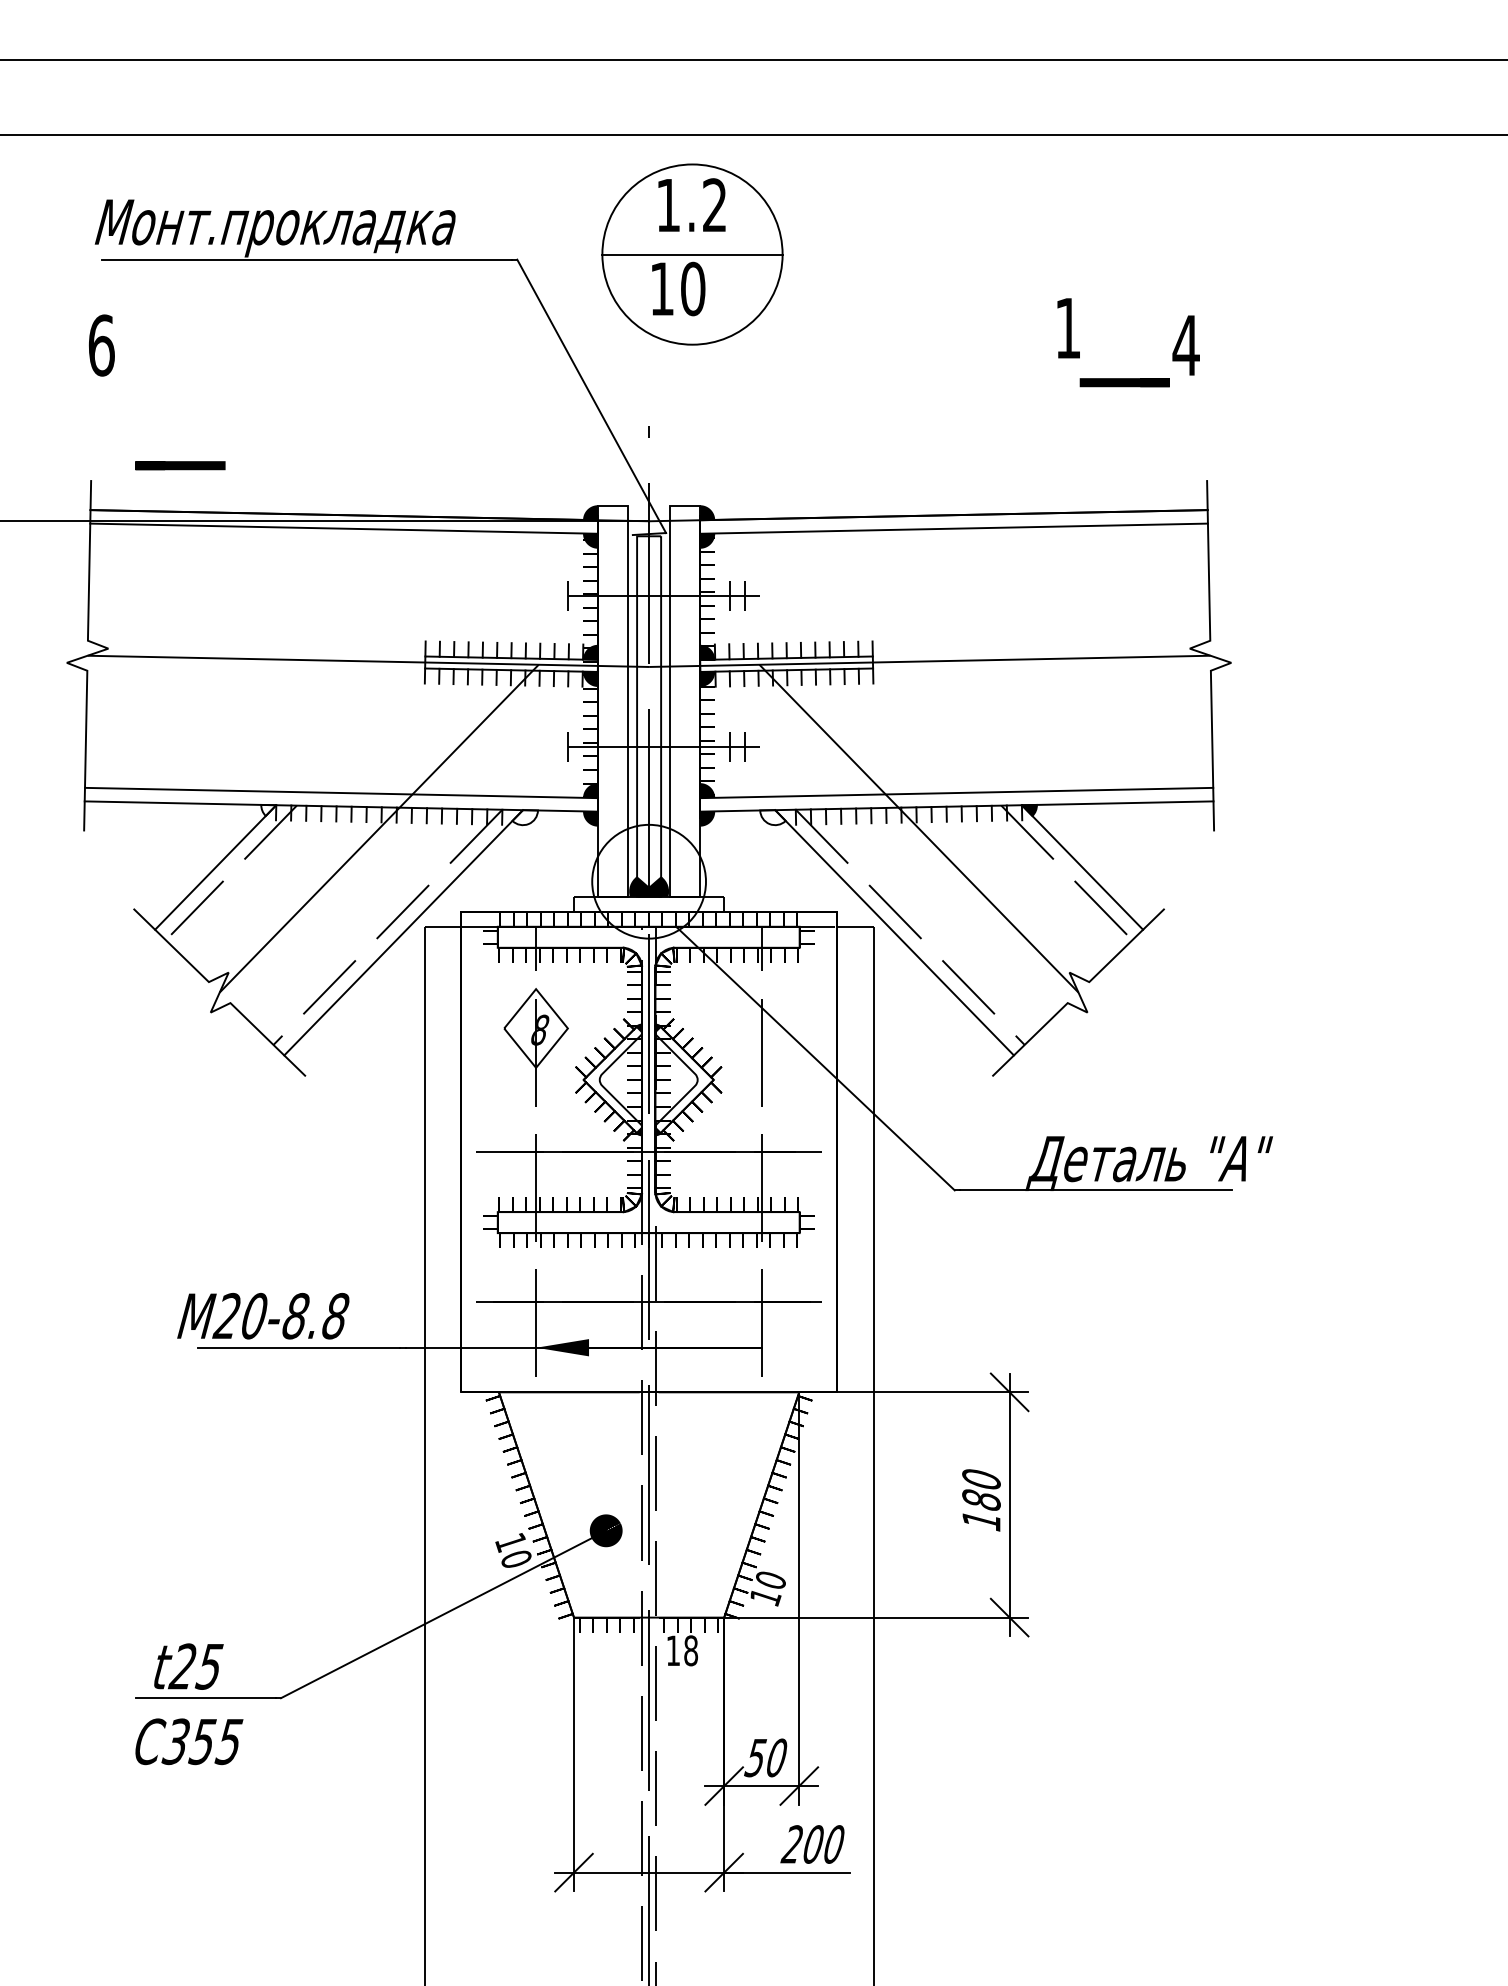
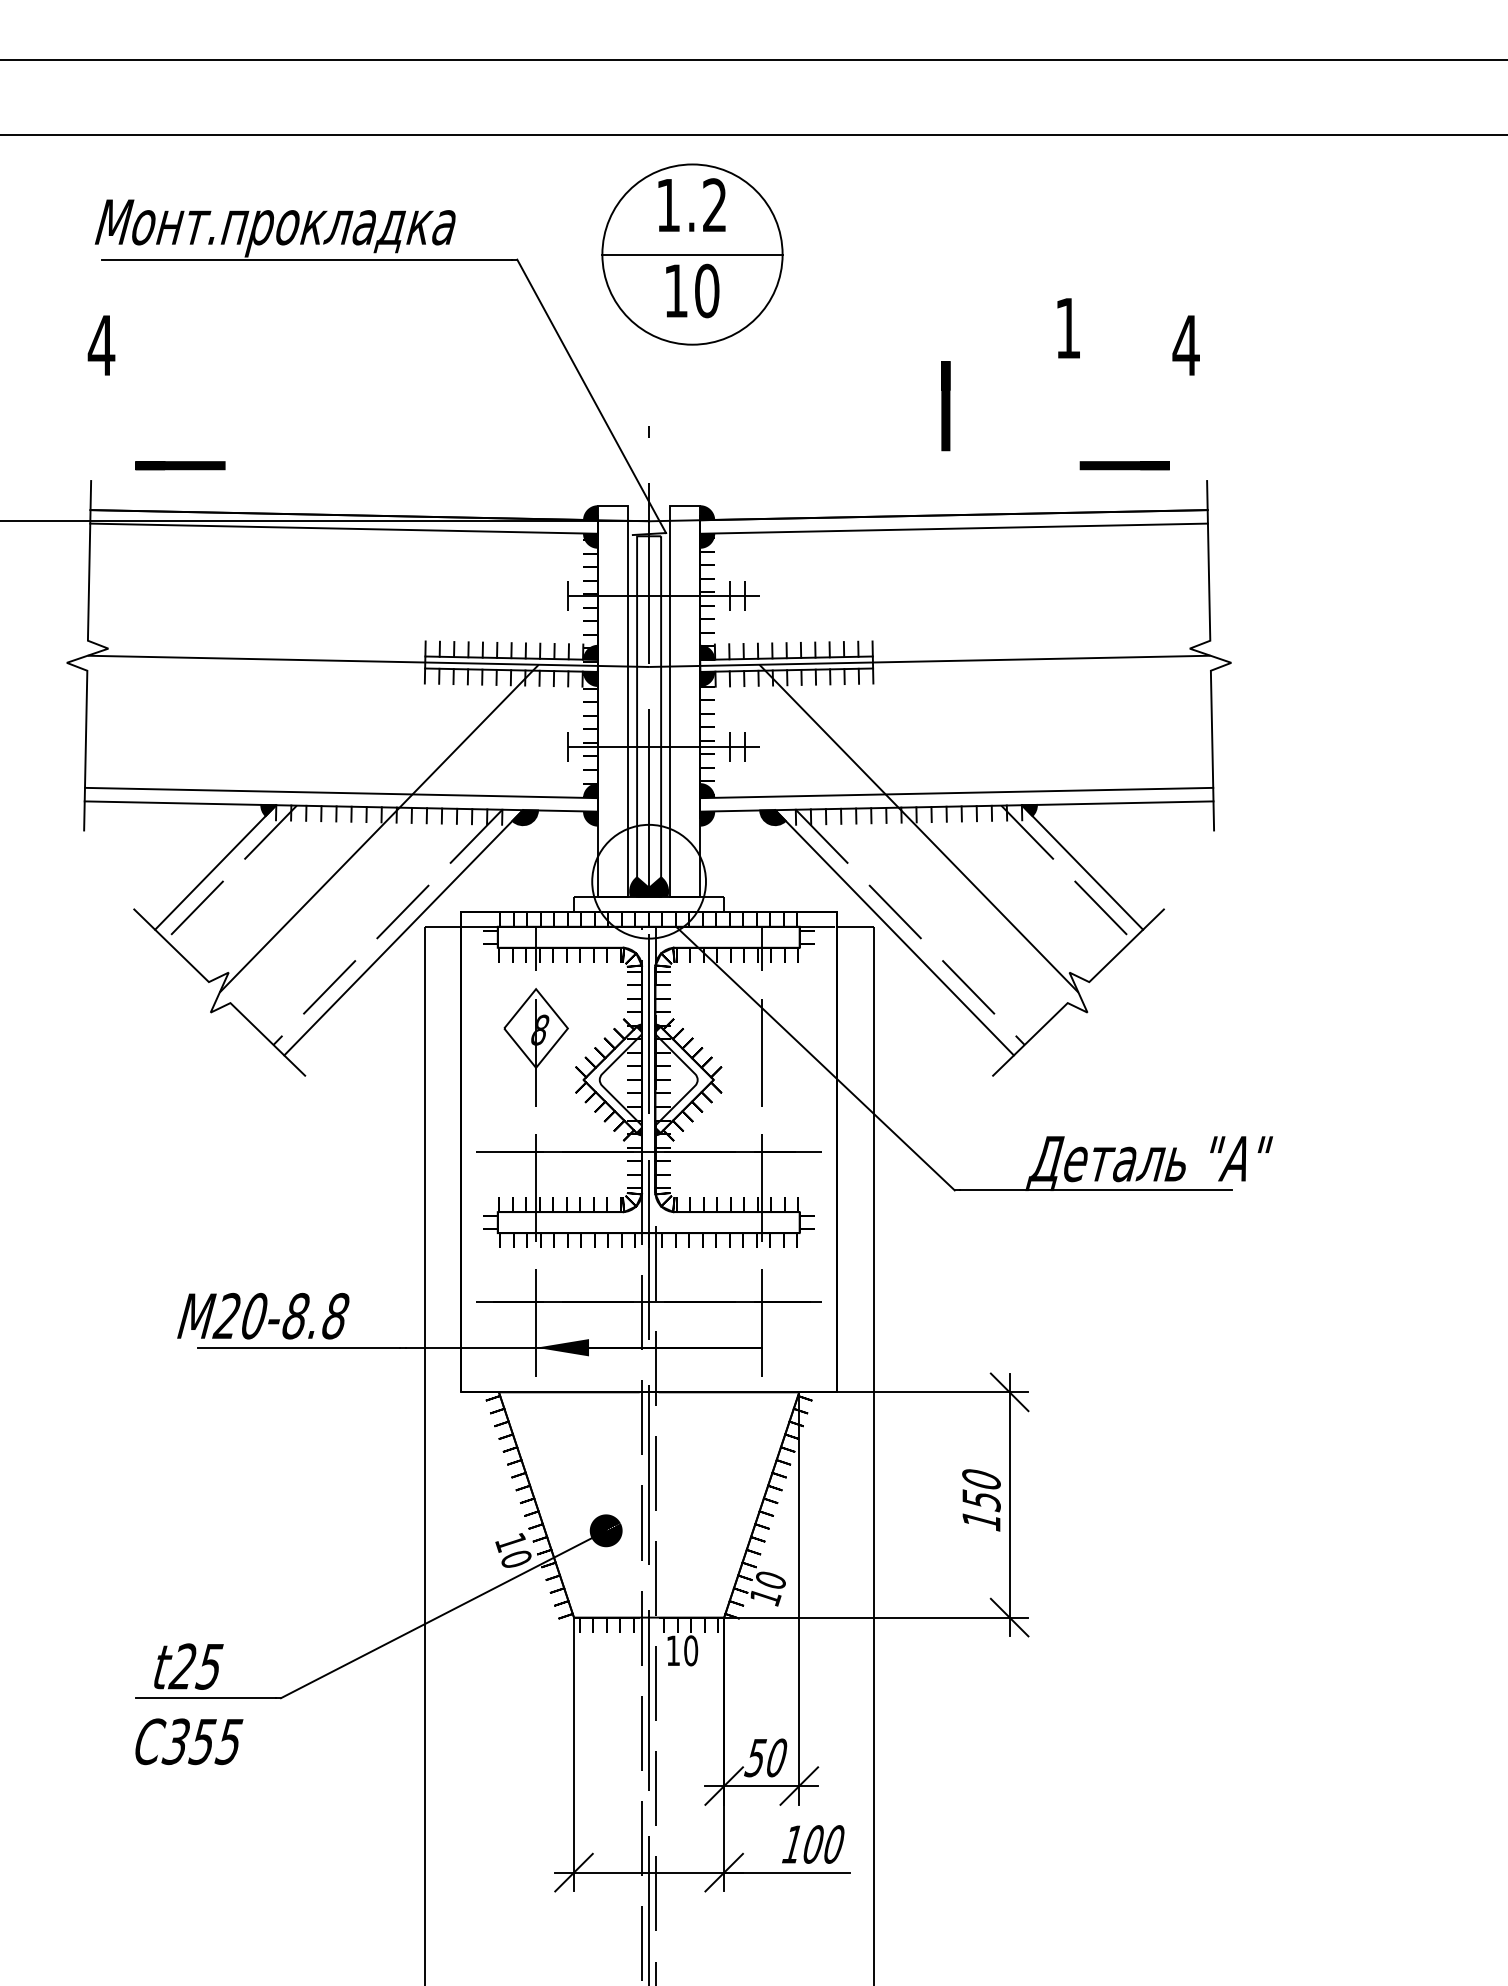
text position: (678, 288) -> (692, 290) (692, 290)
text: 6 -> 4 (101, 345)
line position: (1124, 382) -> (1124, 465) (1124, 465)
line: none -> present (945, 406)
fill: none -> present (268, 809)
fill: none -> present (524, 817)
fill: none -> present (772, 817)
text: 180 -> 150 (981, 1500)
text: 18 -> 10 (691, 1651)
text: 200 -> 100 (791, 1844)
